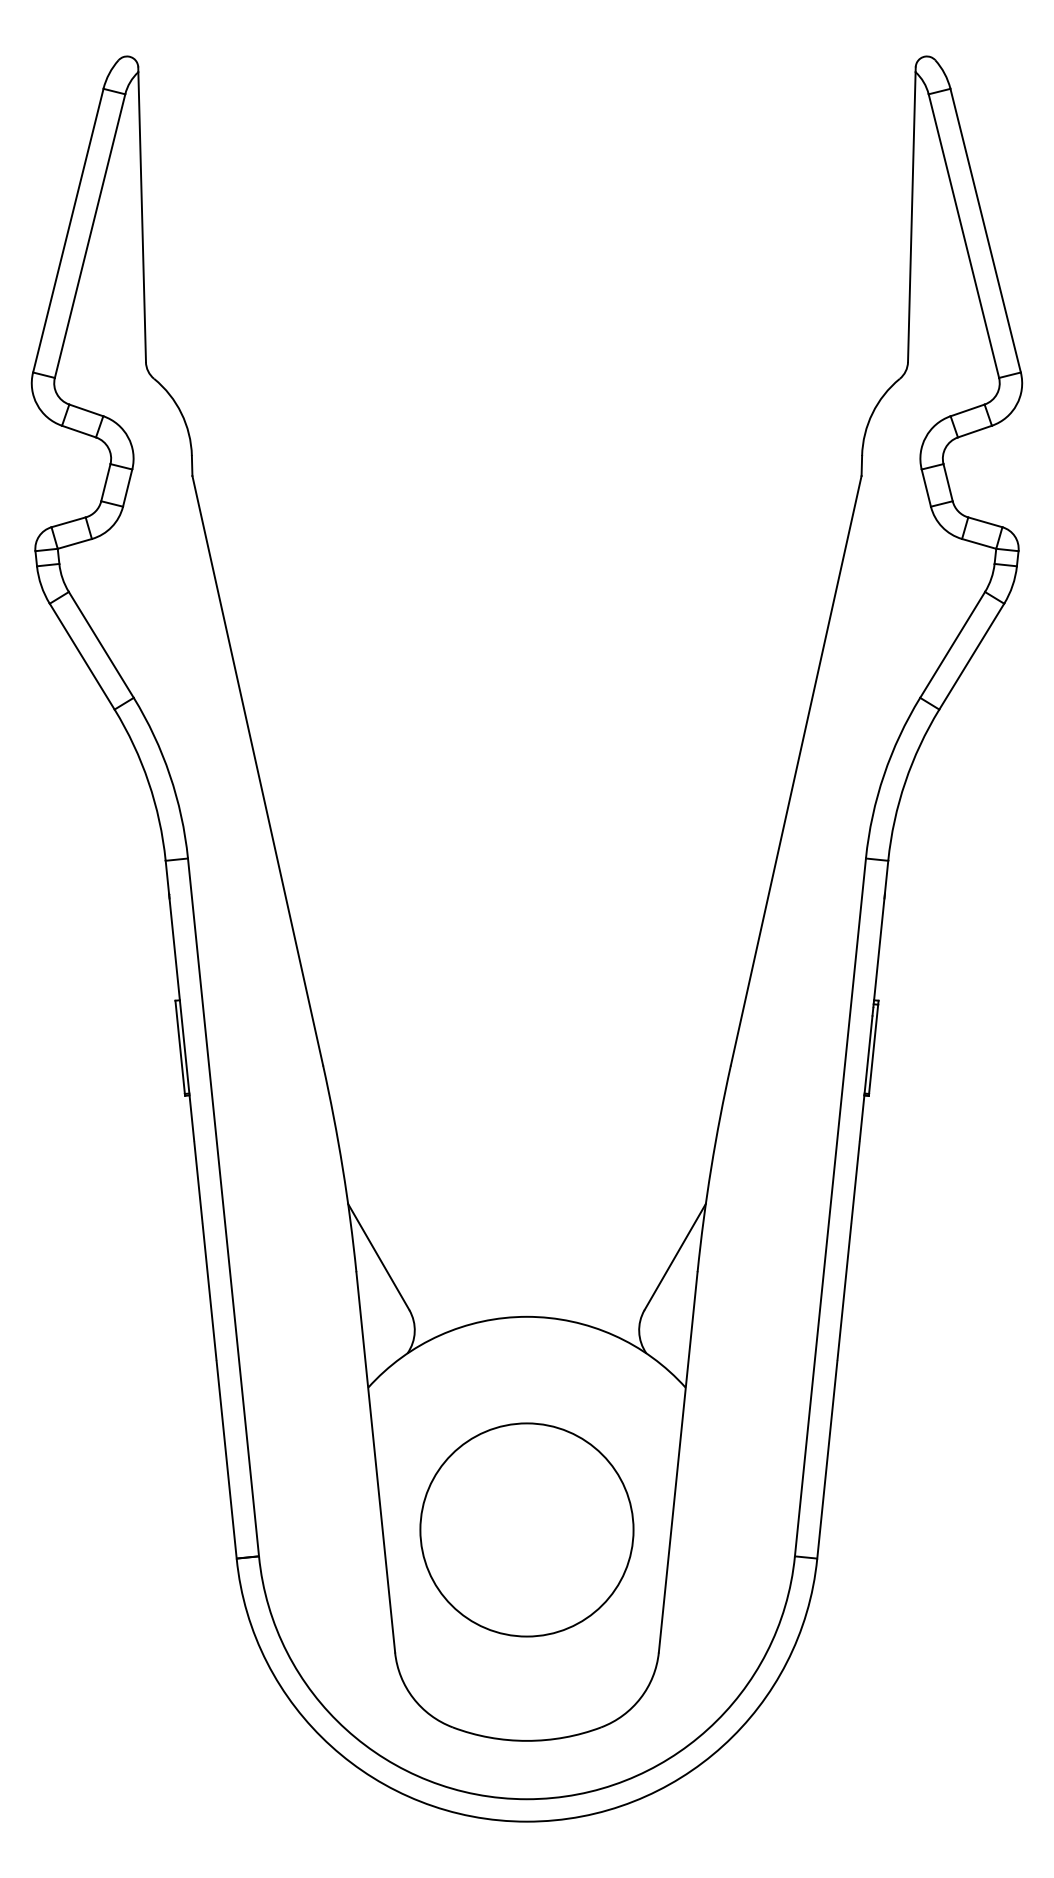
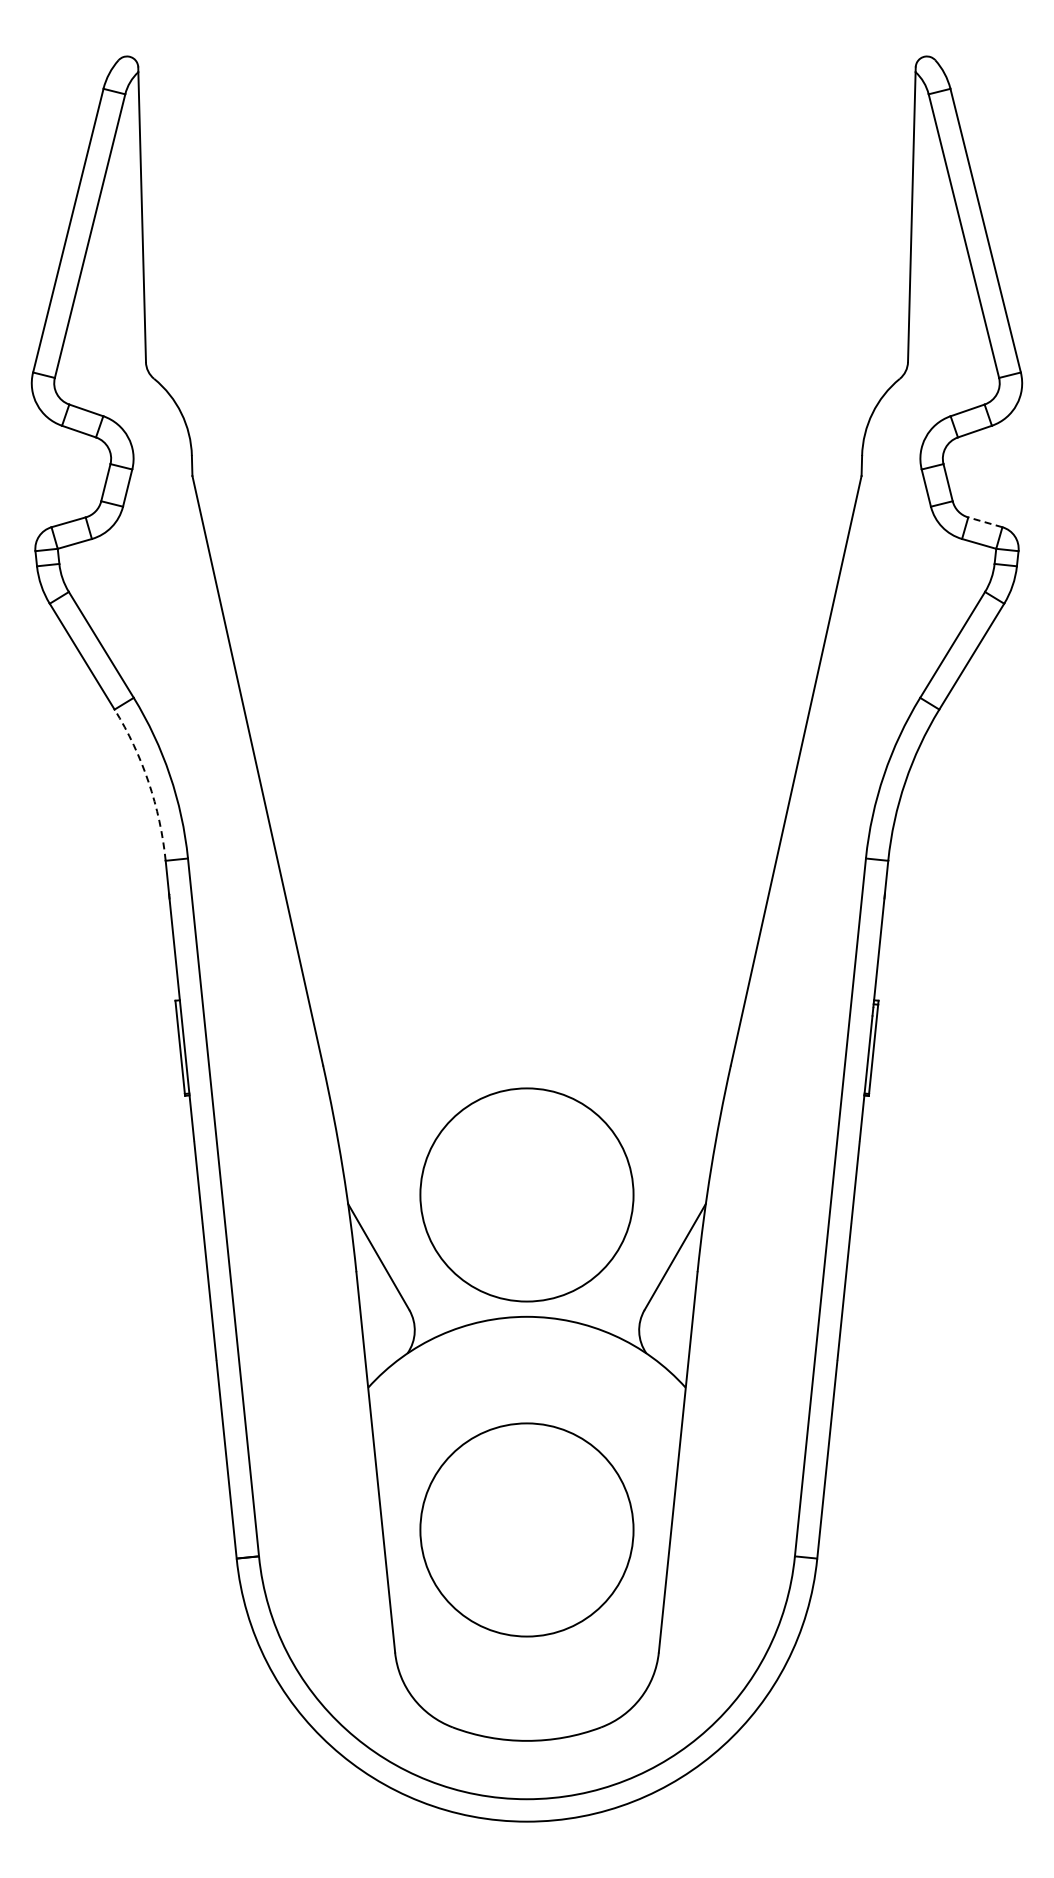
line: solid -> dashed (985, 522)
arc: solid -> dashed (148, 782)
circle: none -> present (526, 1194)
